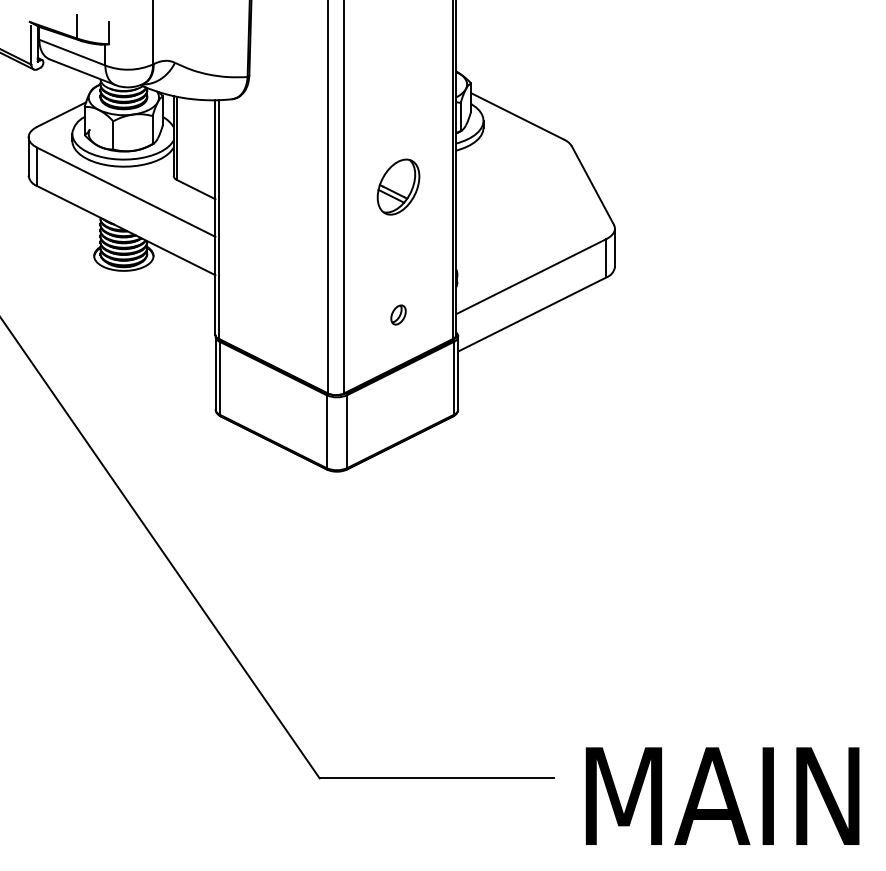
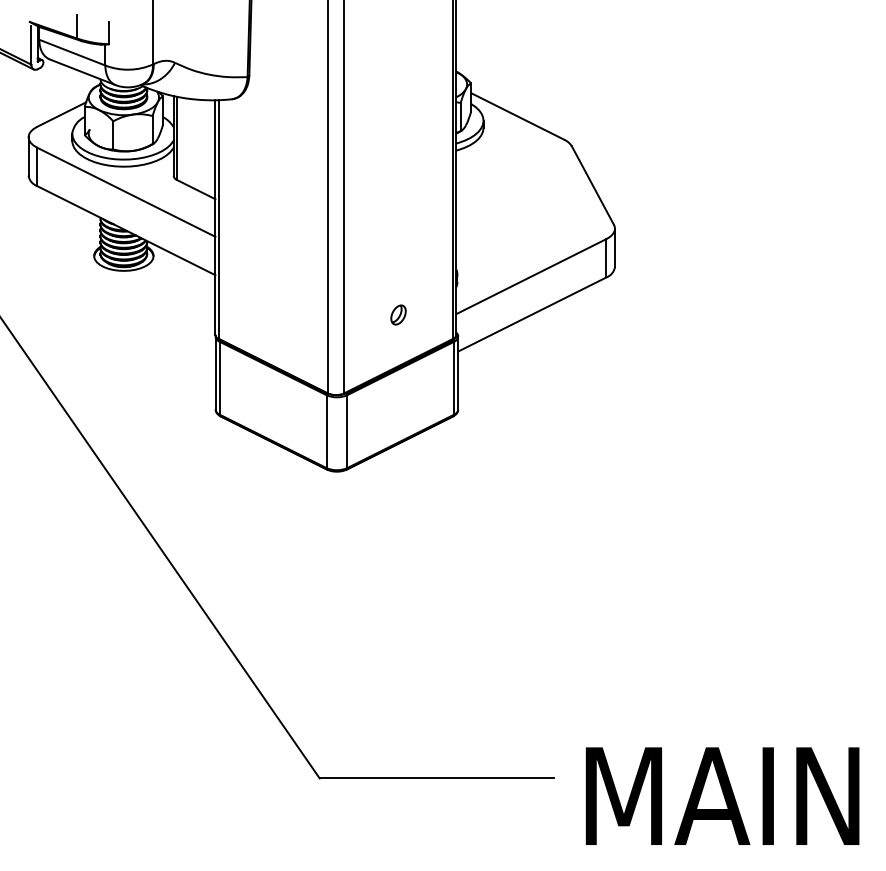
part: present -> none (398, 186)
